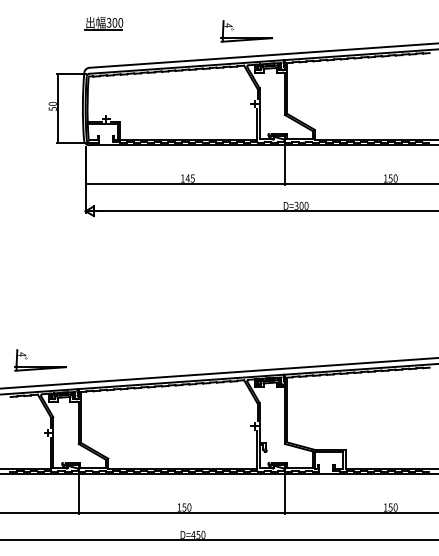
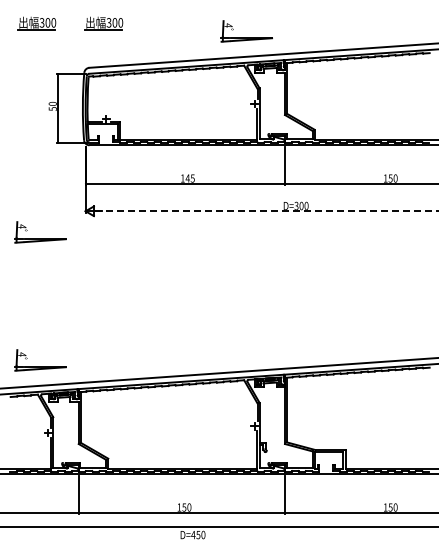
part: none -> present (36, 23)
line: solid -> dashed (266, 211)
part: none -> present (40, 232)
line position: (218, 540) -> (218, 527) (218, 527)
